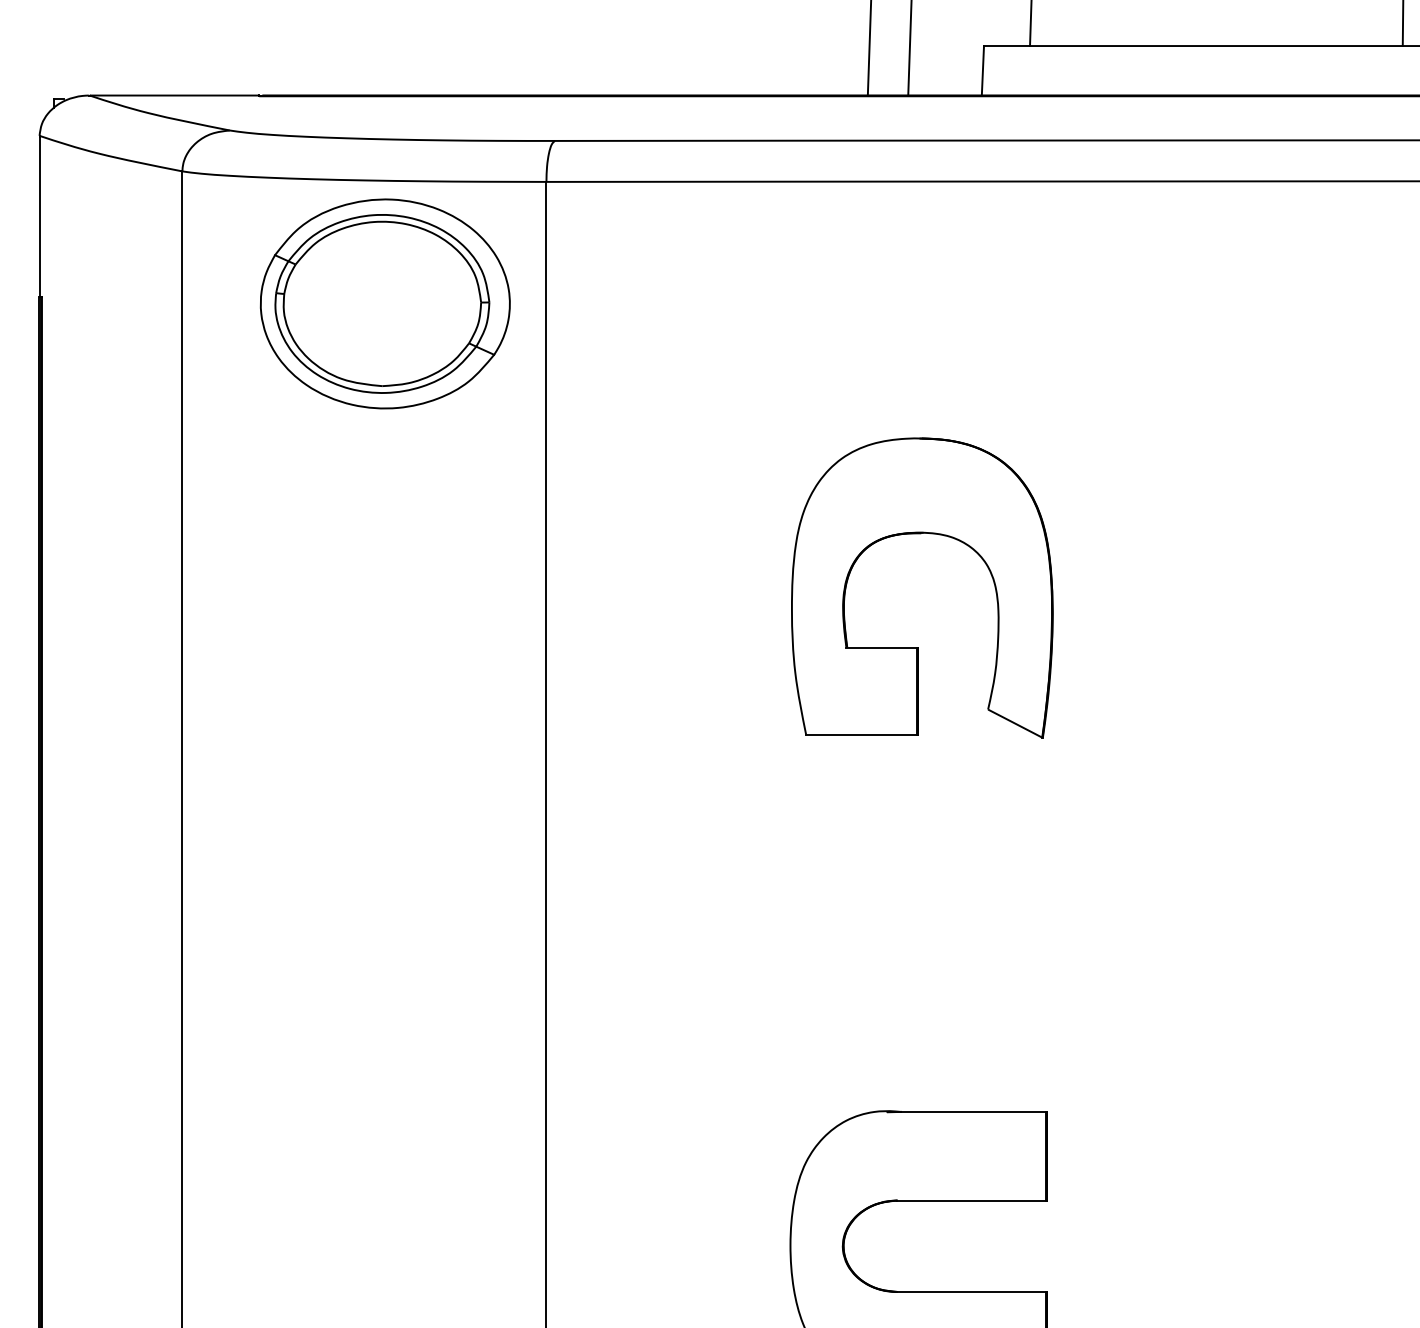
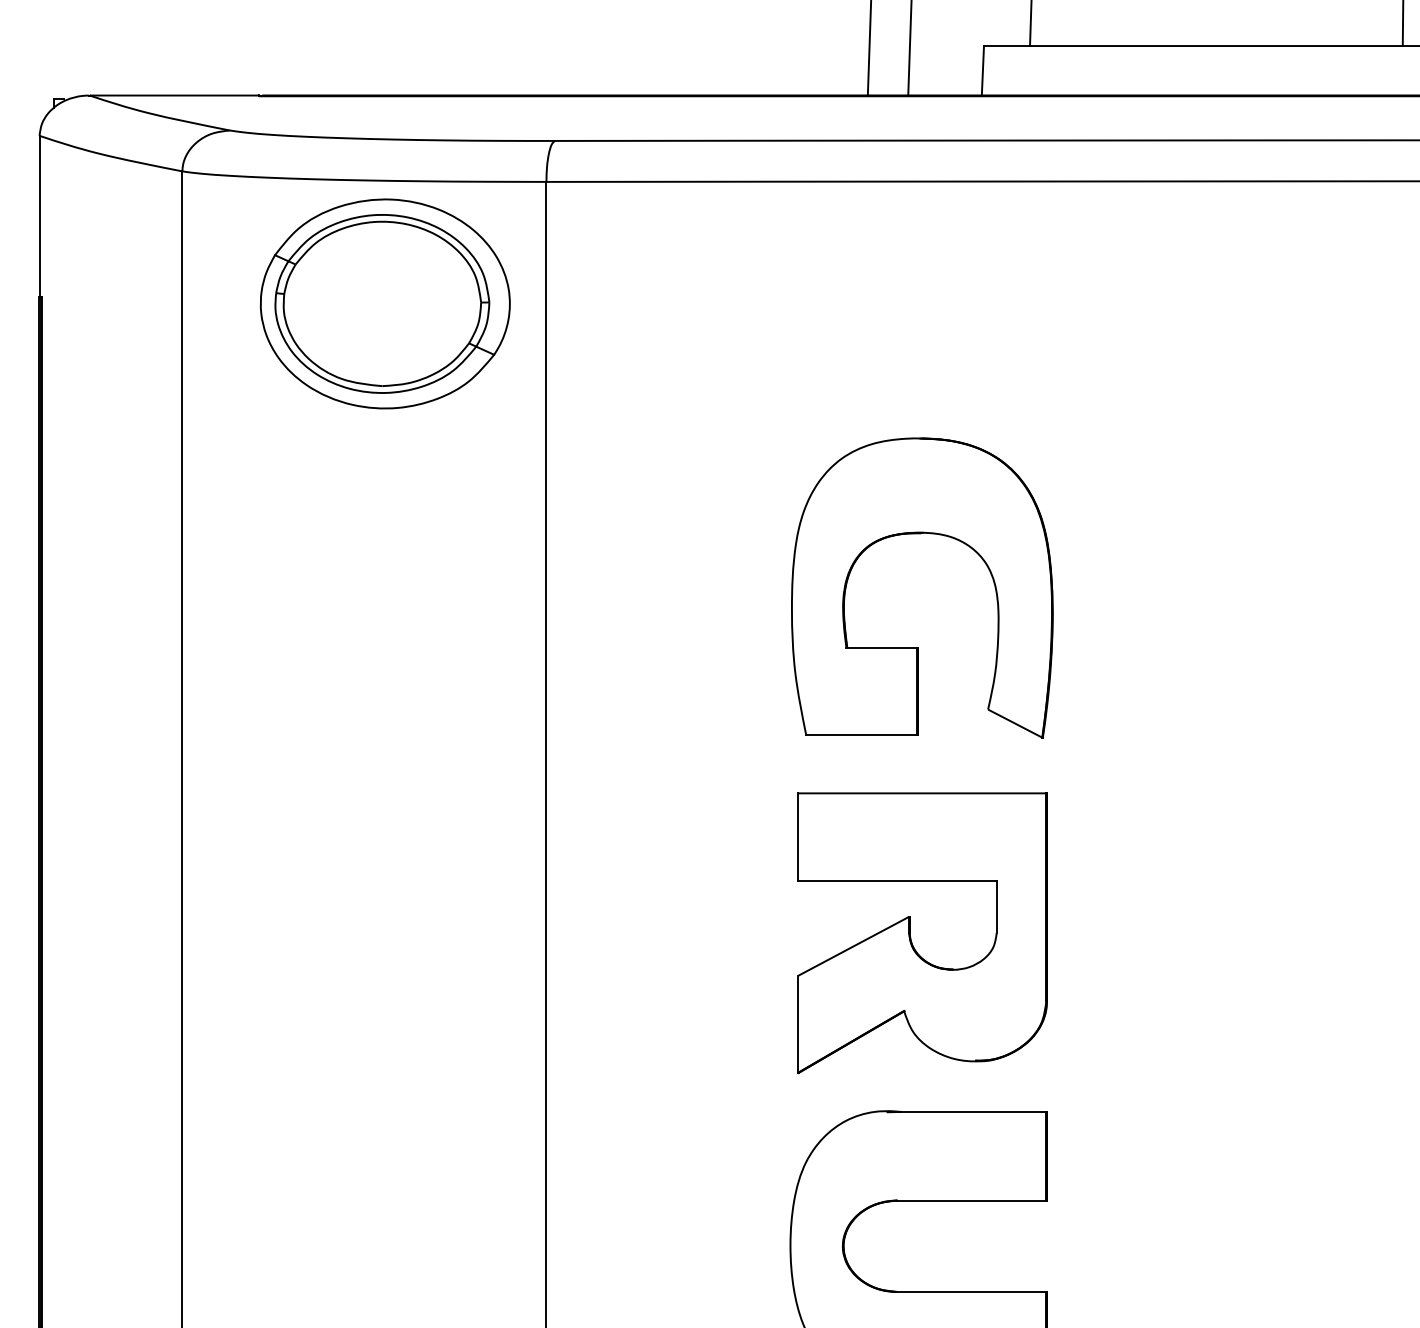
part: none -> present (911, 937)
